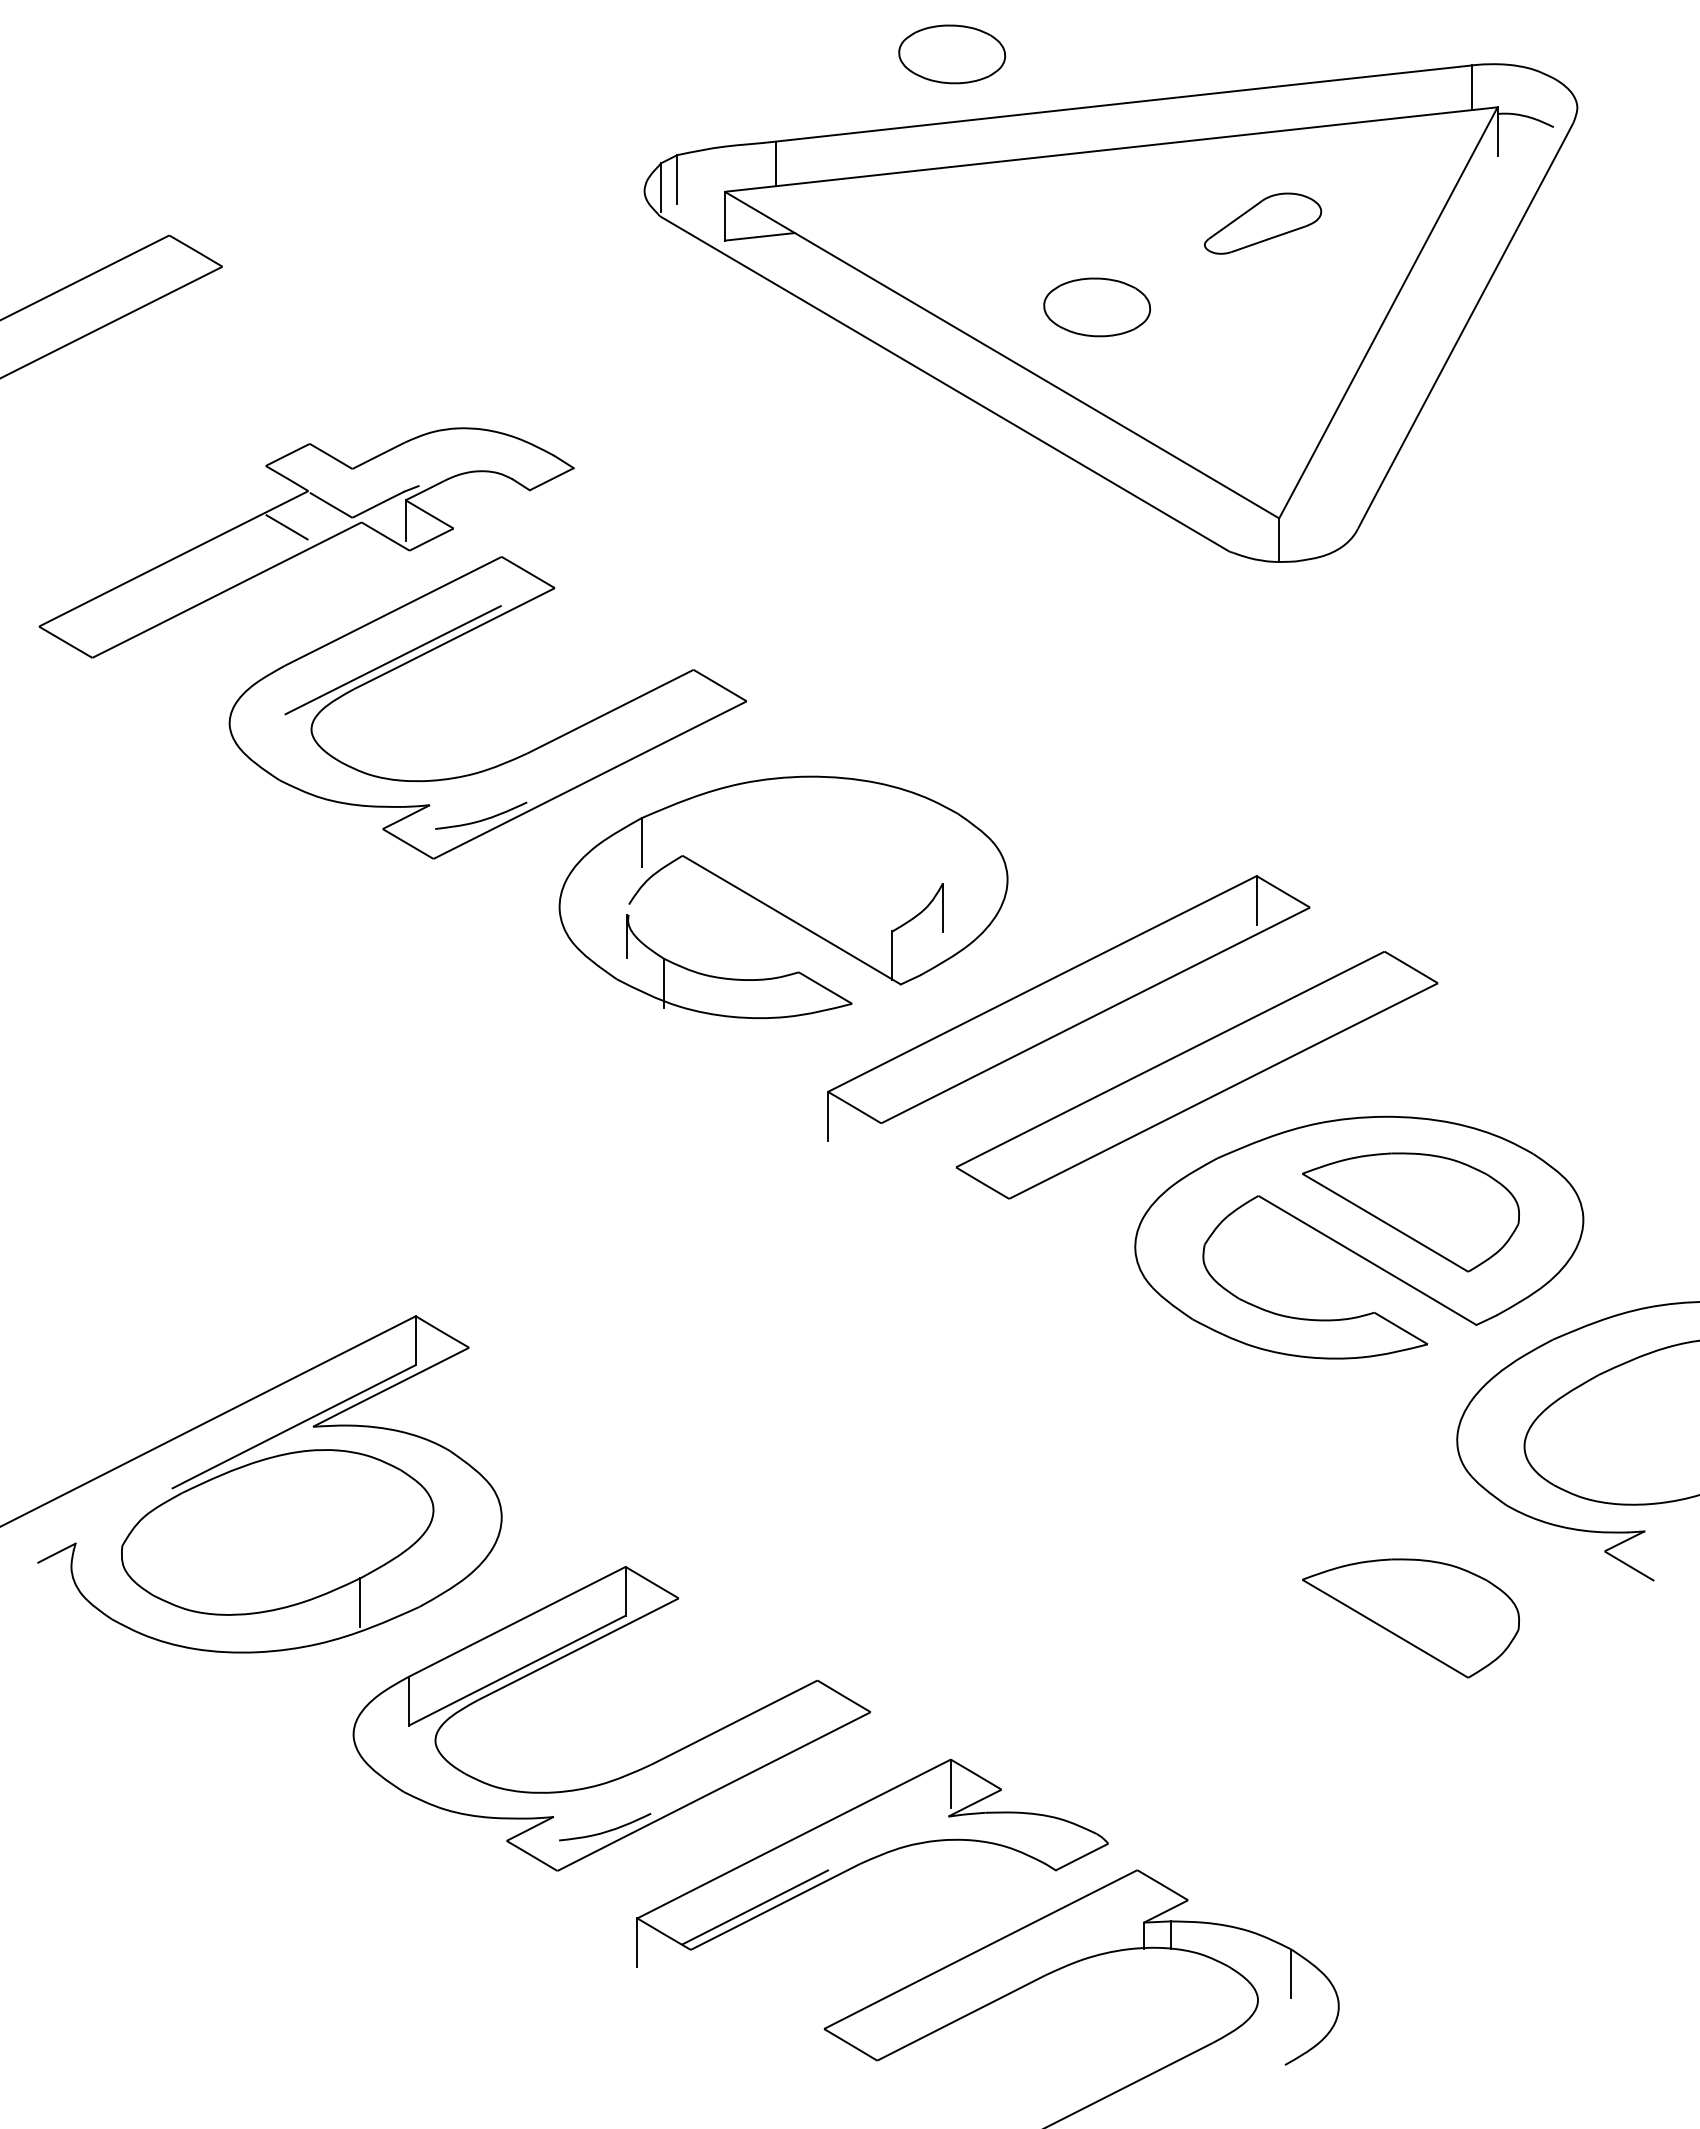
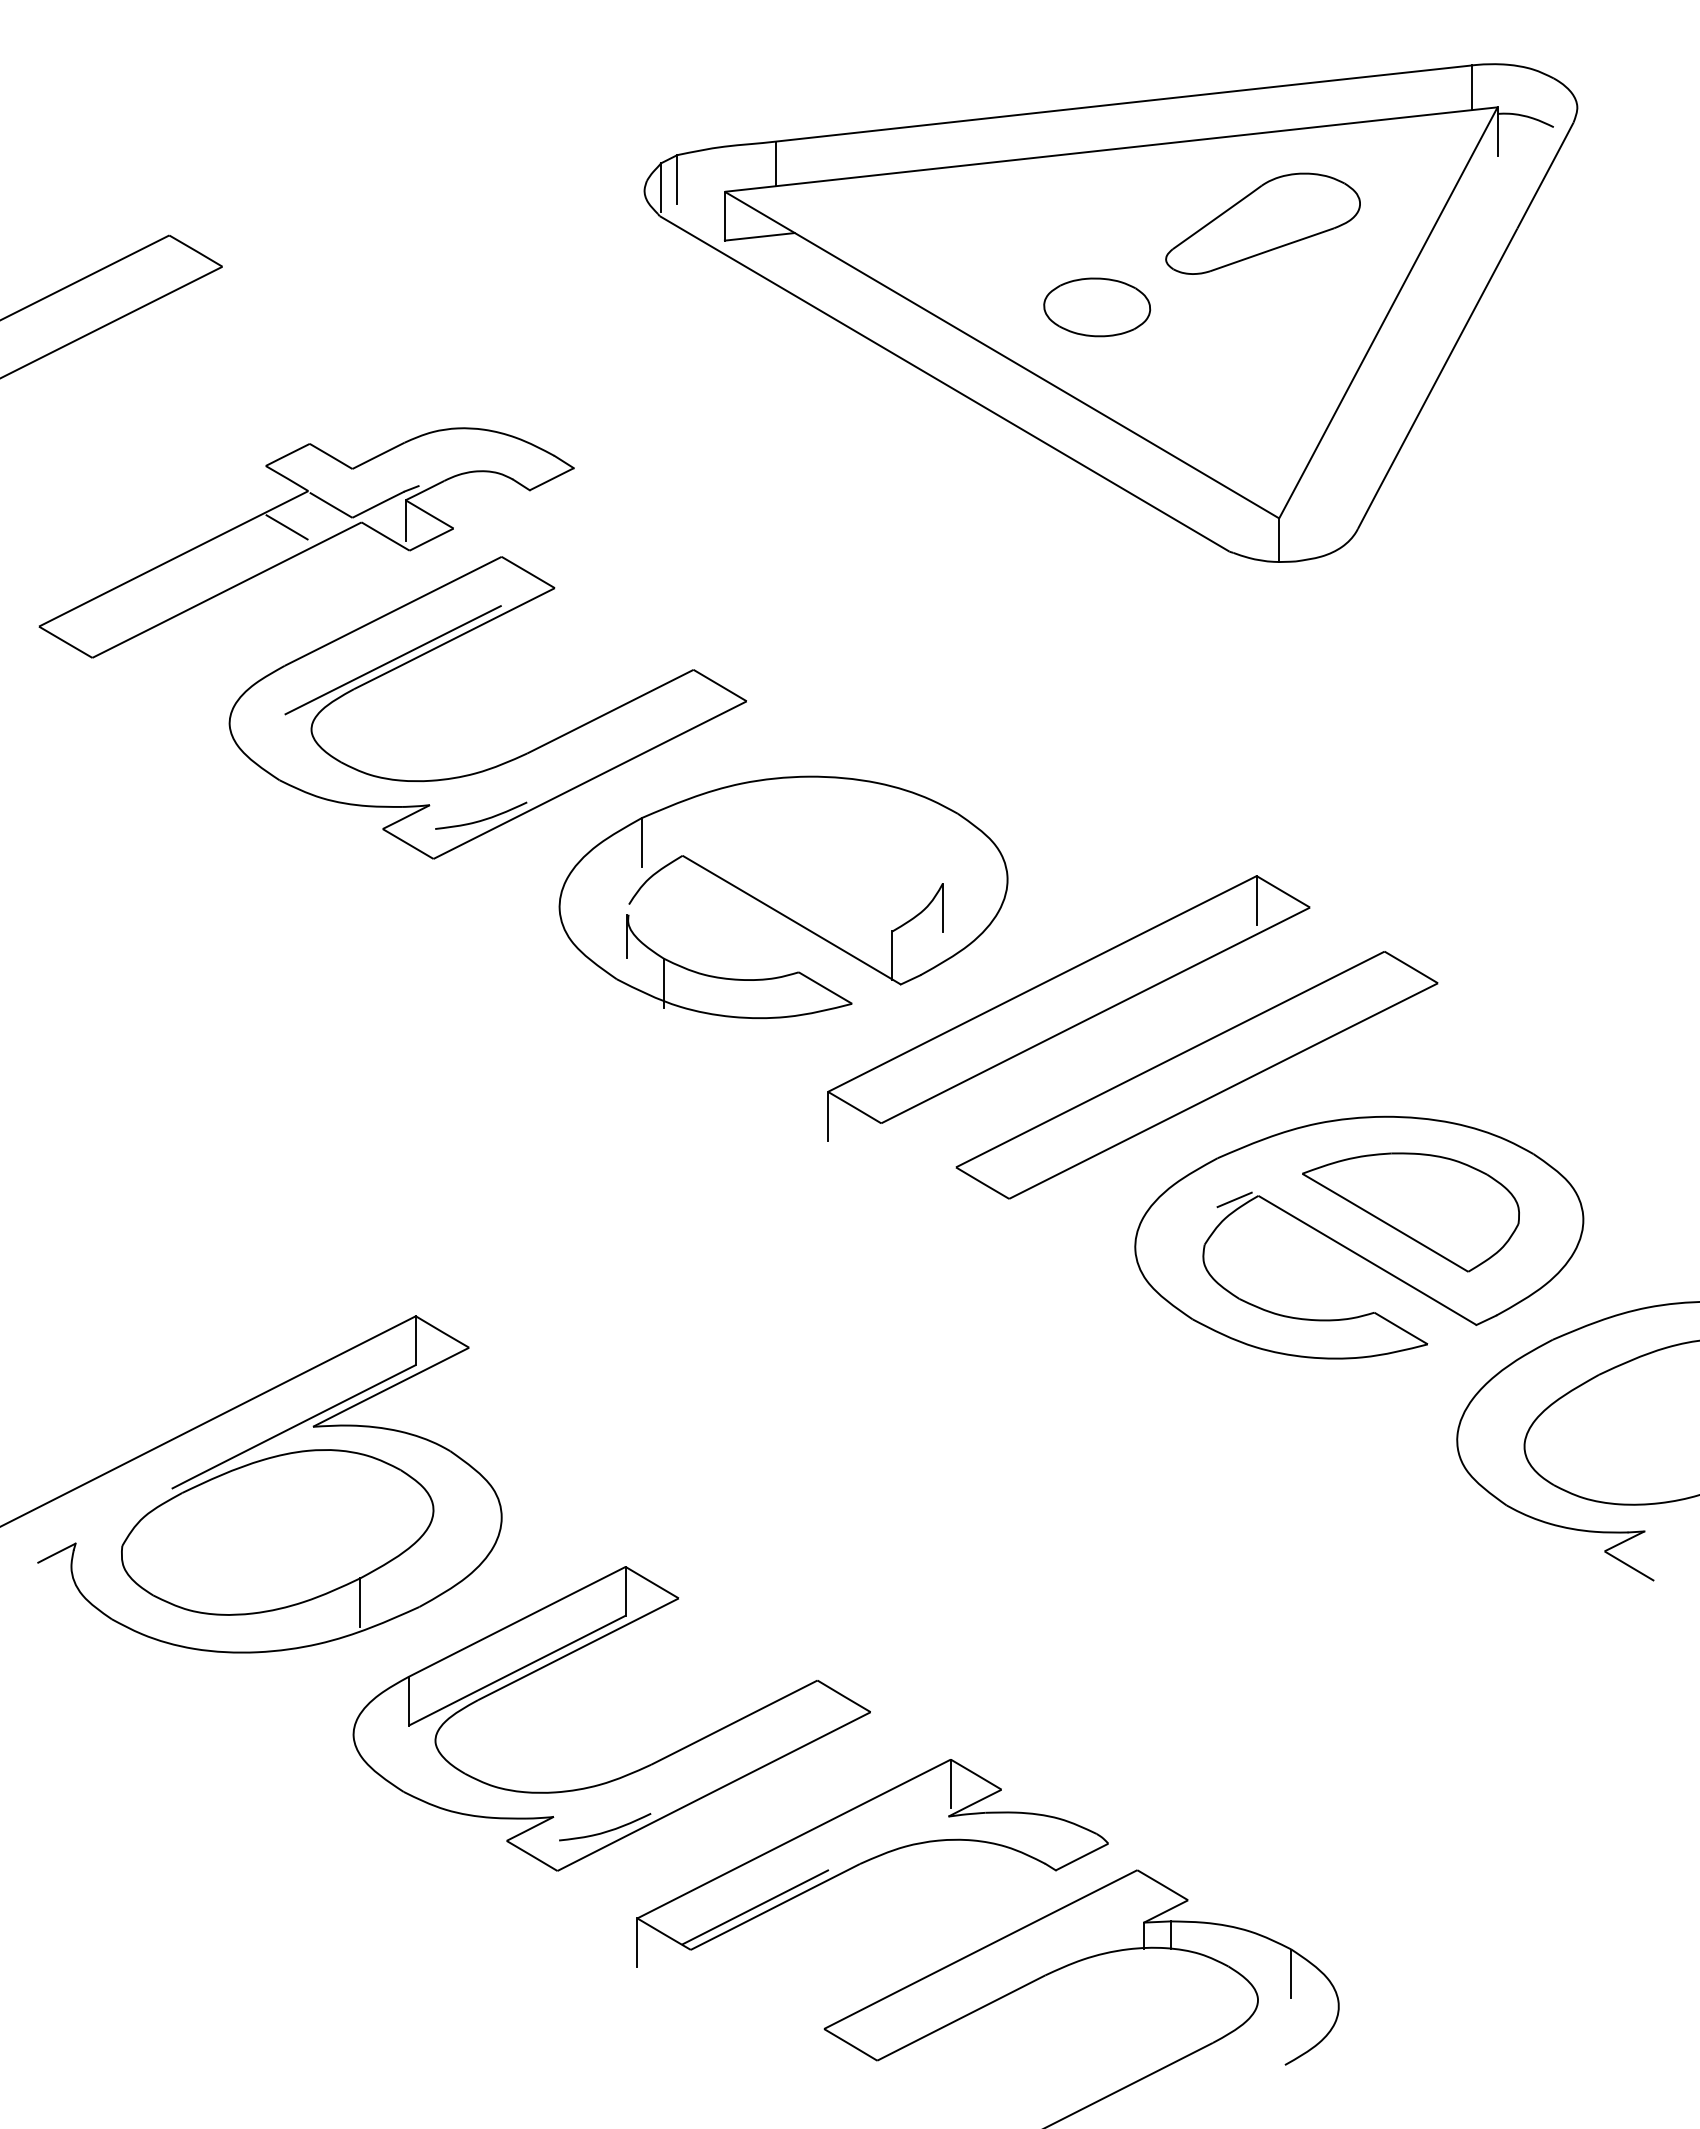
part: present -> none (952, 54)
part size: 119x63 px -> 196x103 px (1262, 223)
line: none -> present (1234, 1199)
part: present -> none (1410, 1618)
